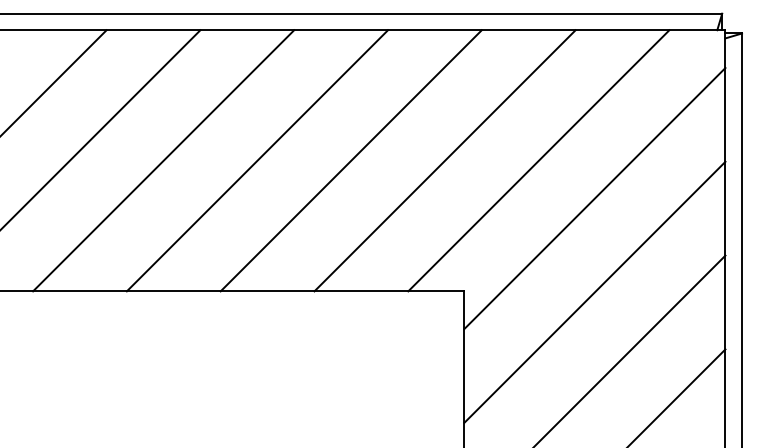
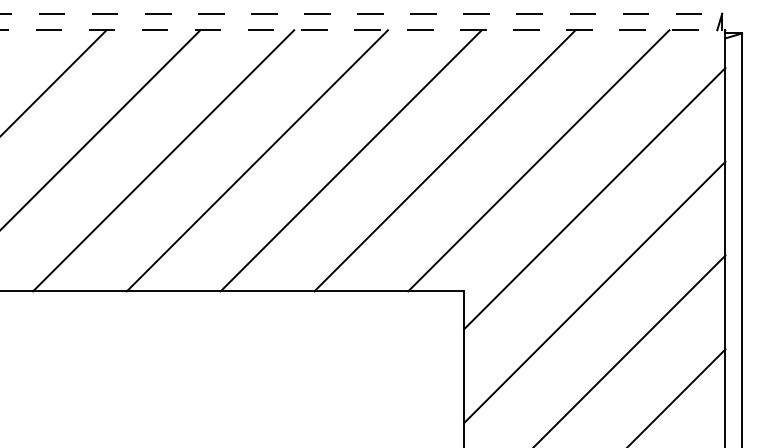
line: solid -> dashed (361, 13)
line: solid -> dashed (363, 30)
